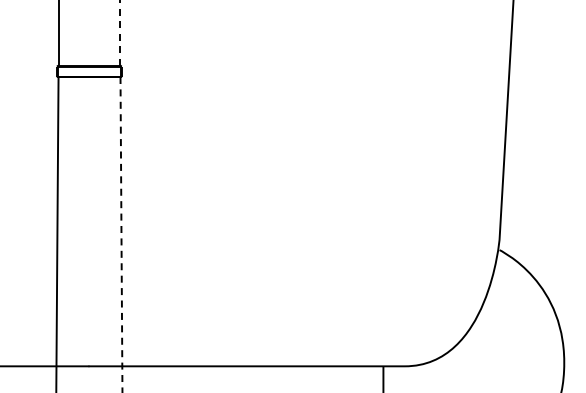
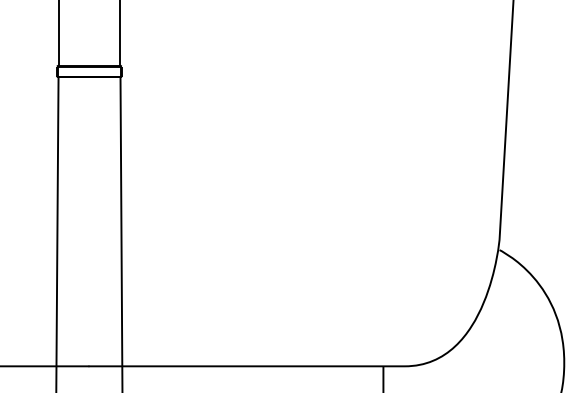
line: dashed -> solid (120, 32)
line: dashed -> solid (121, 234)
